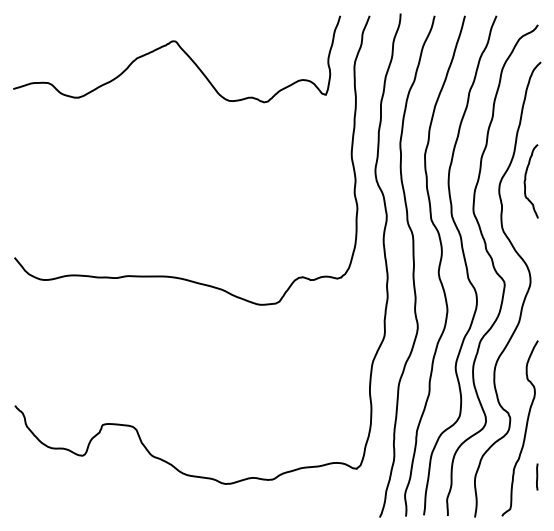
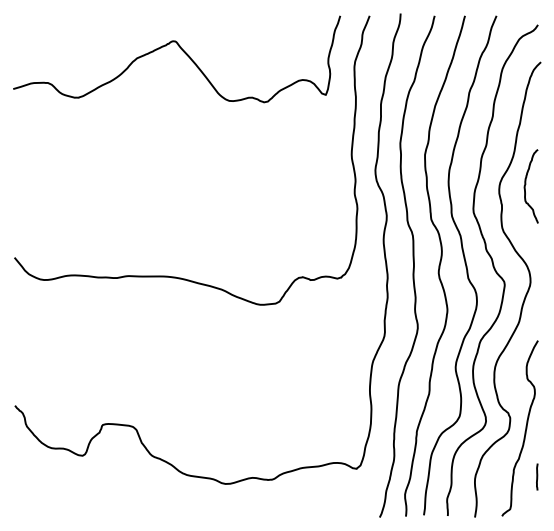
curve position: (526, 179) -> (526, 184) (526, 184)
